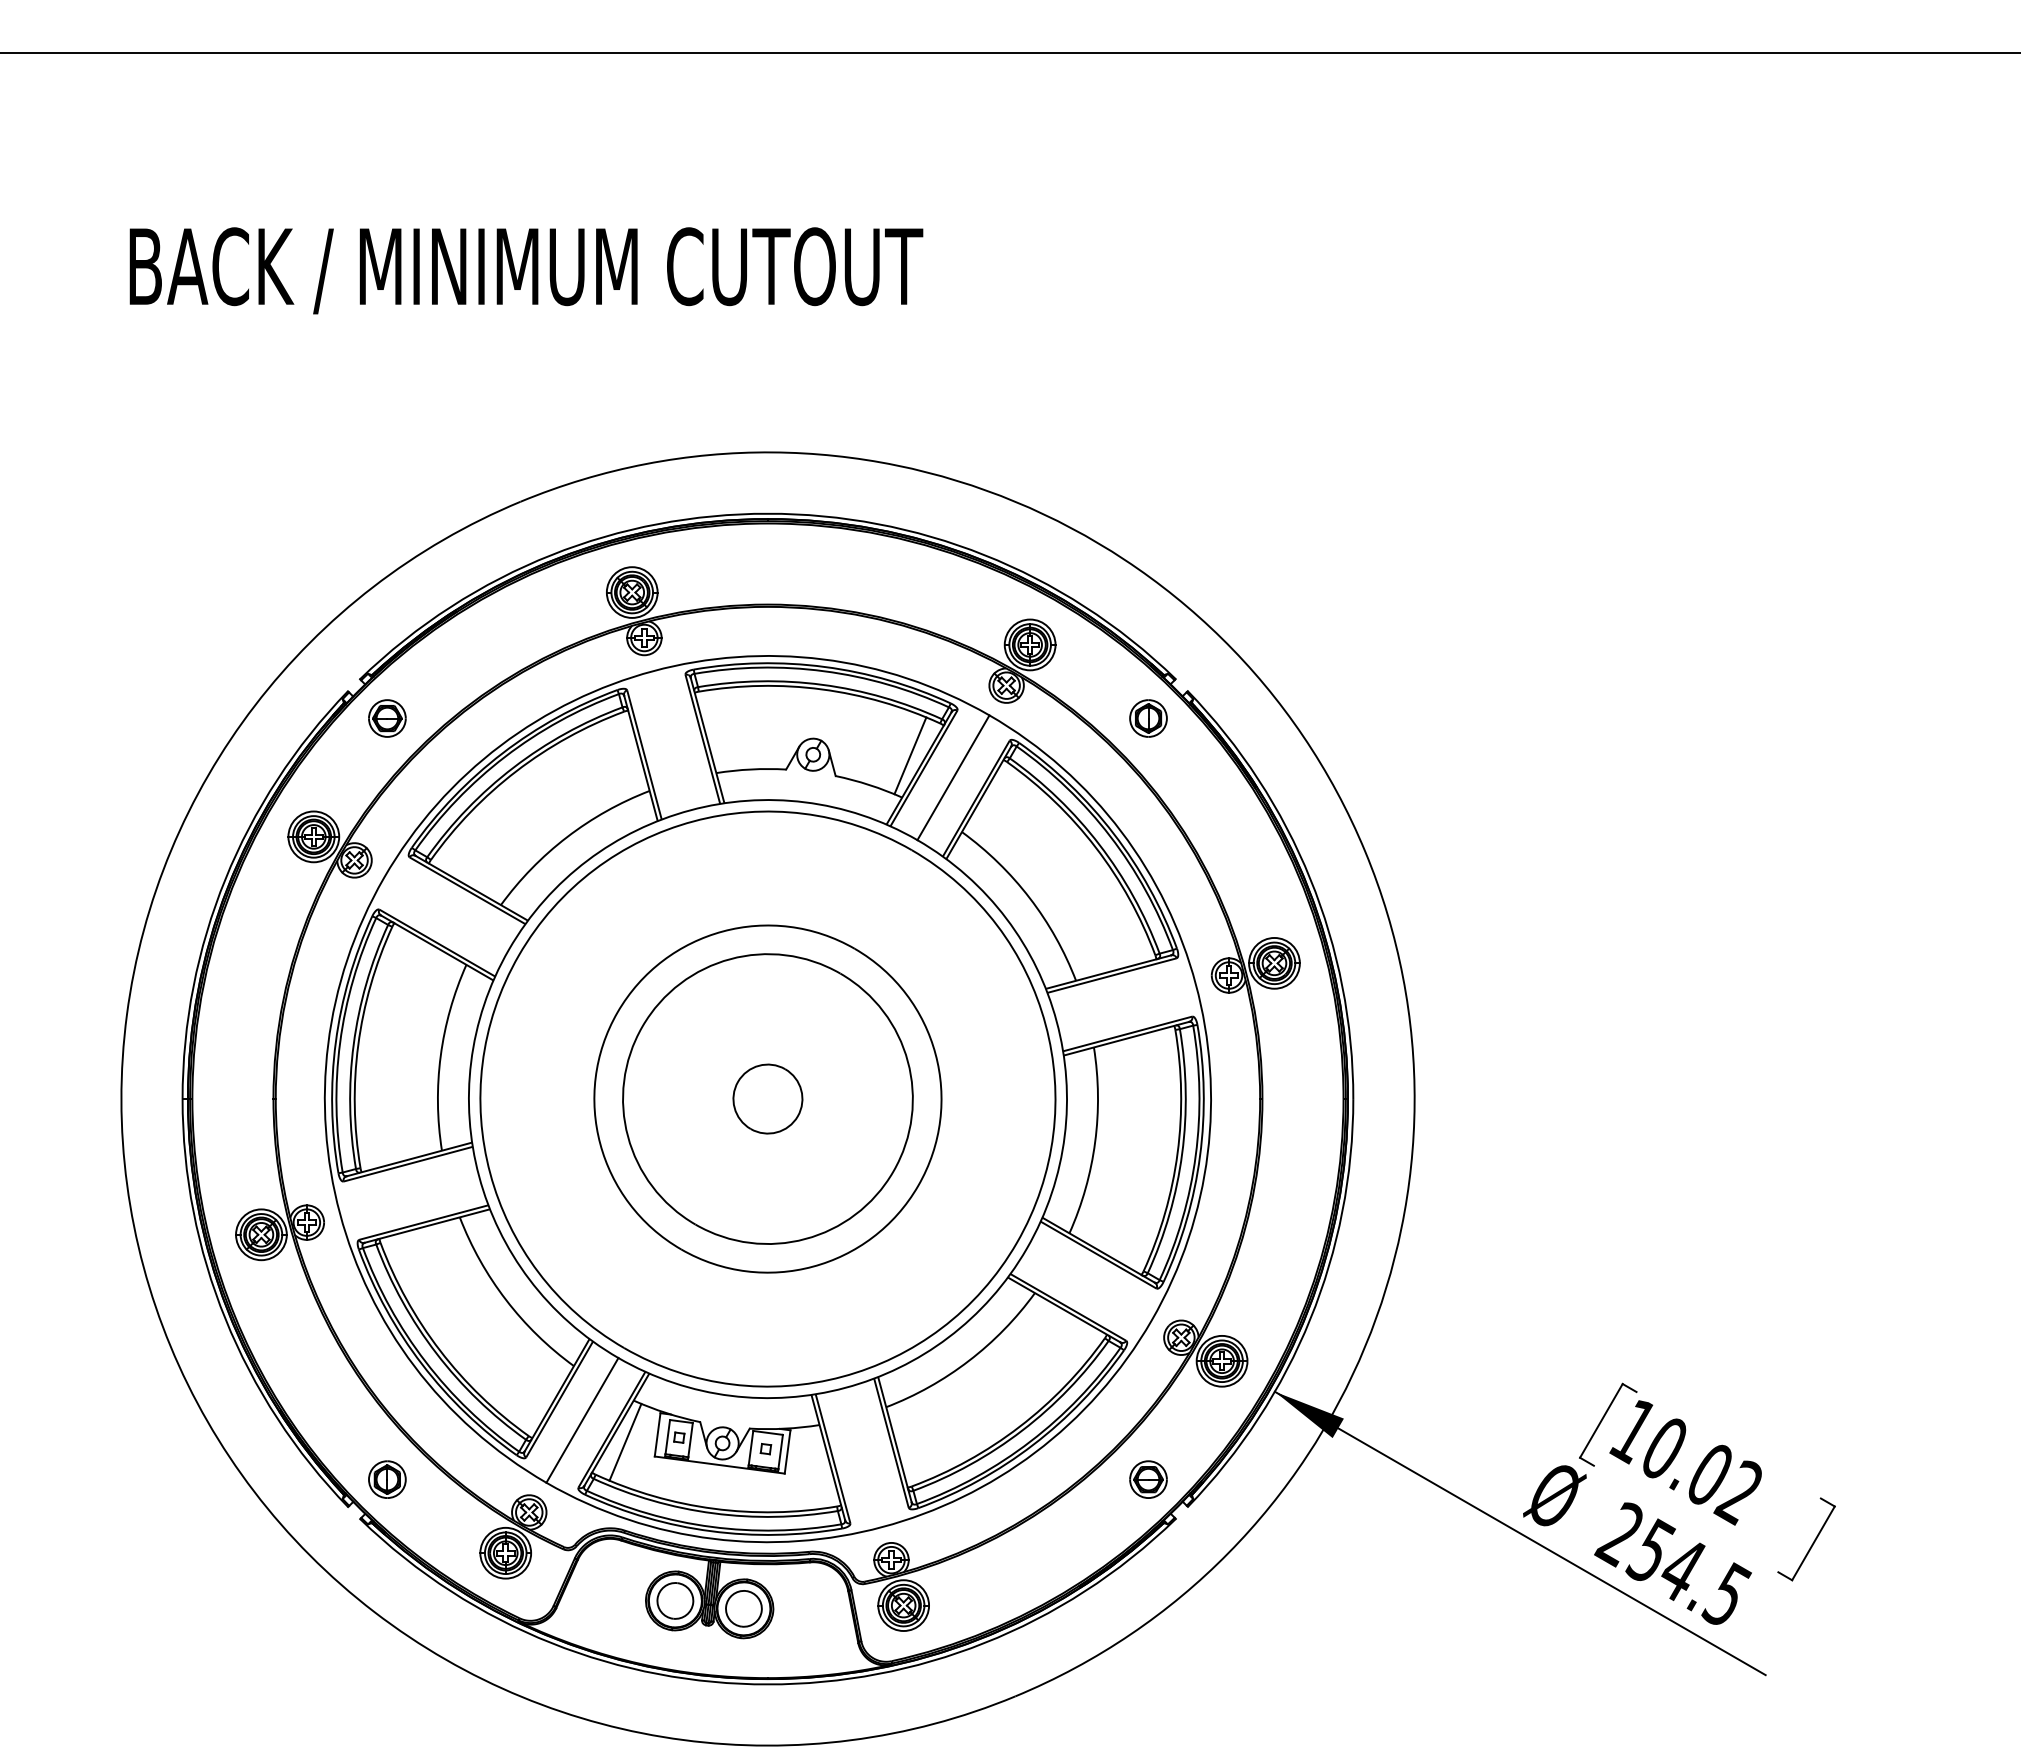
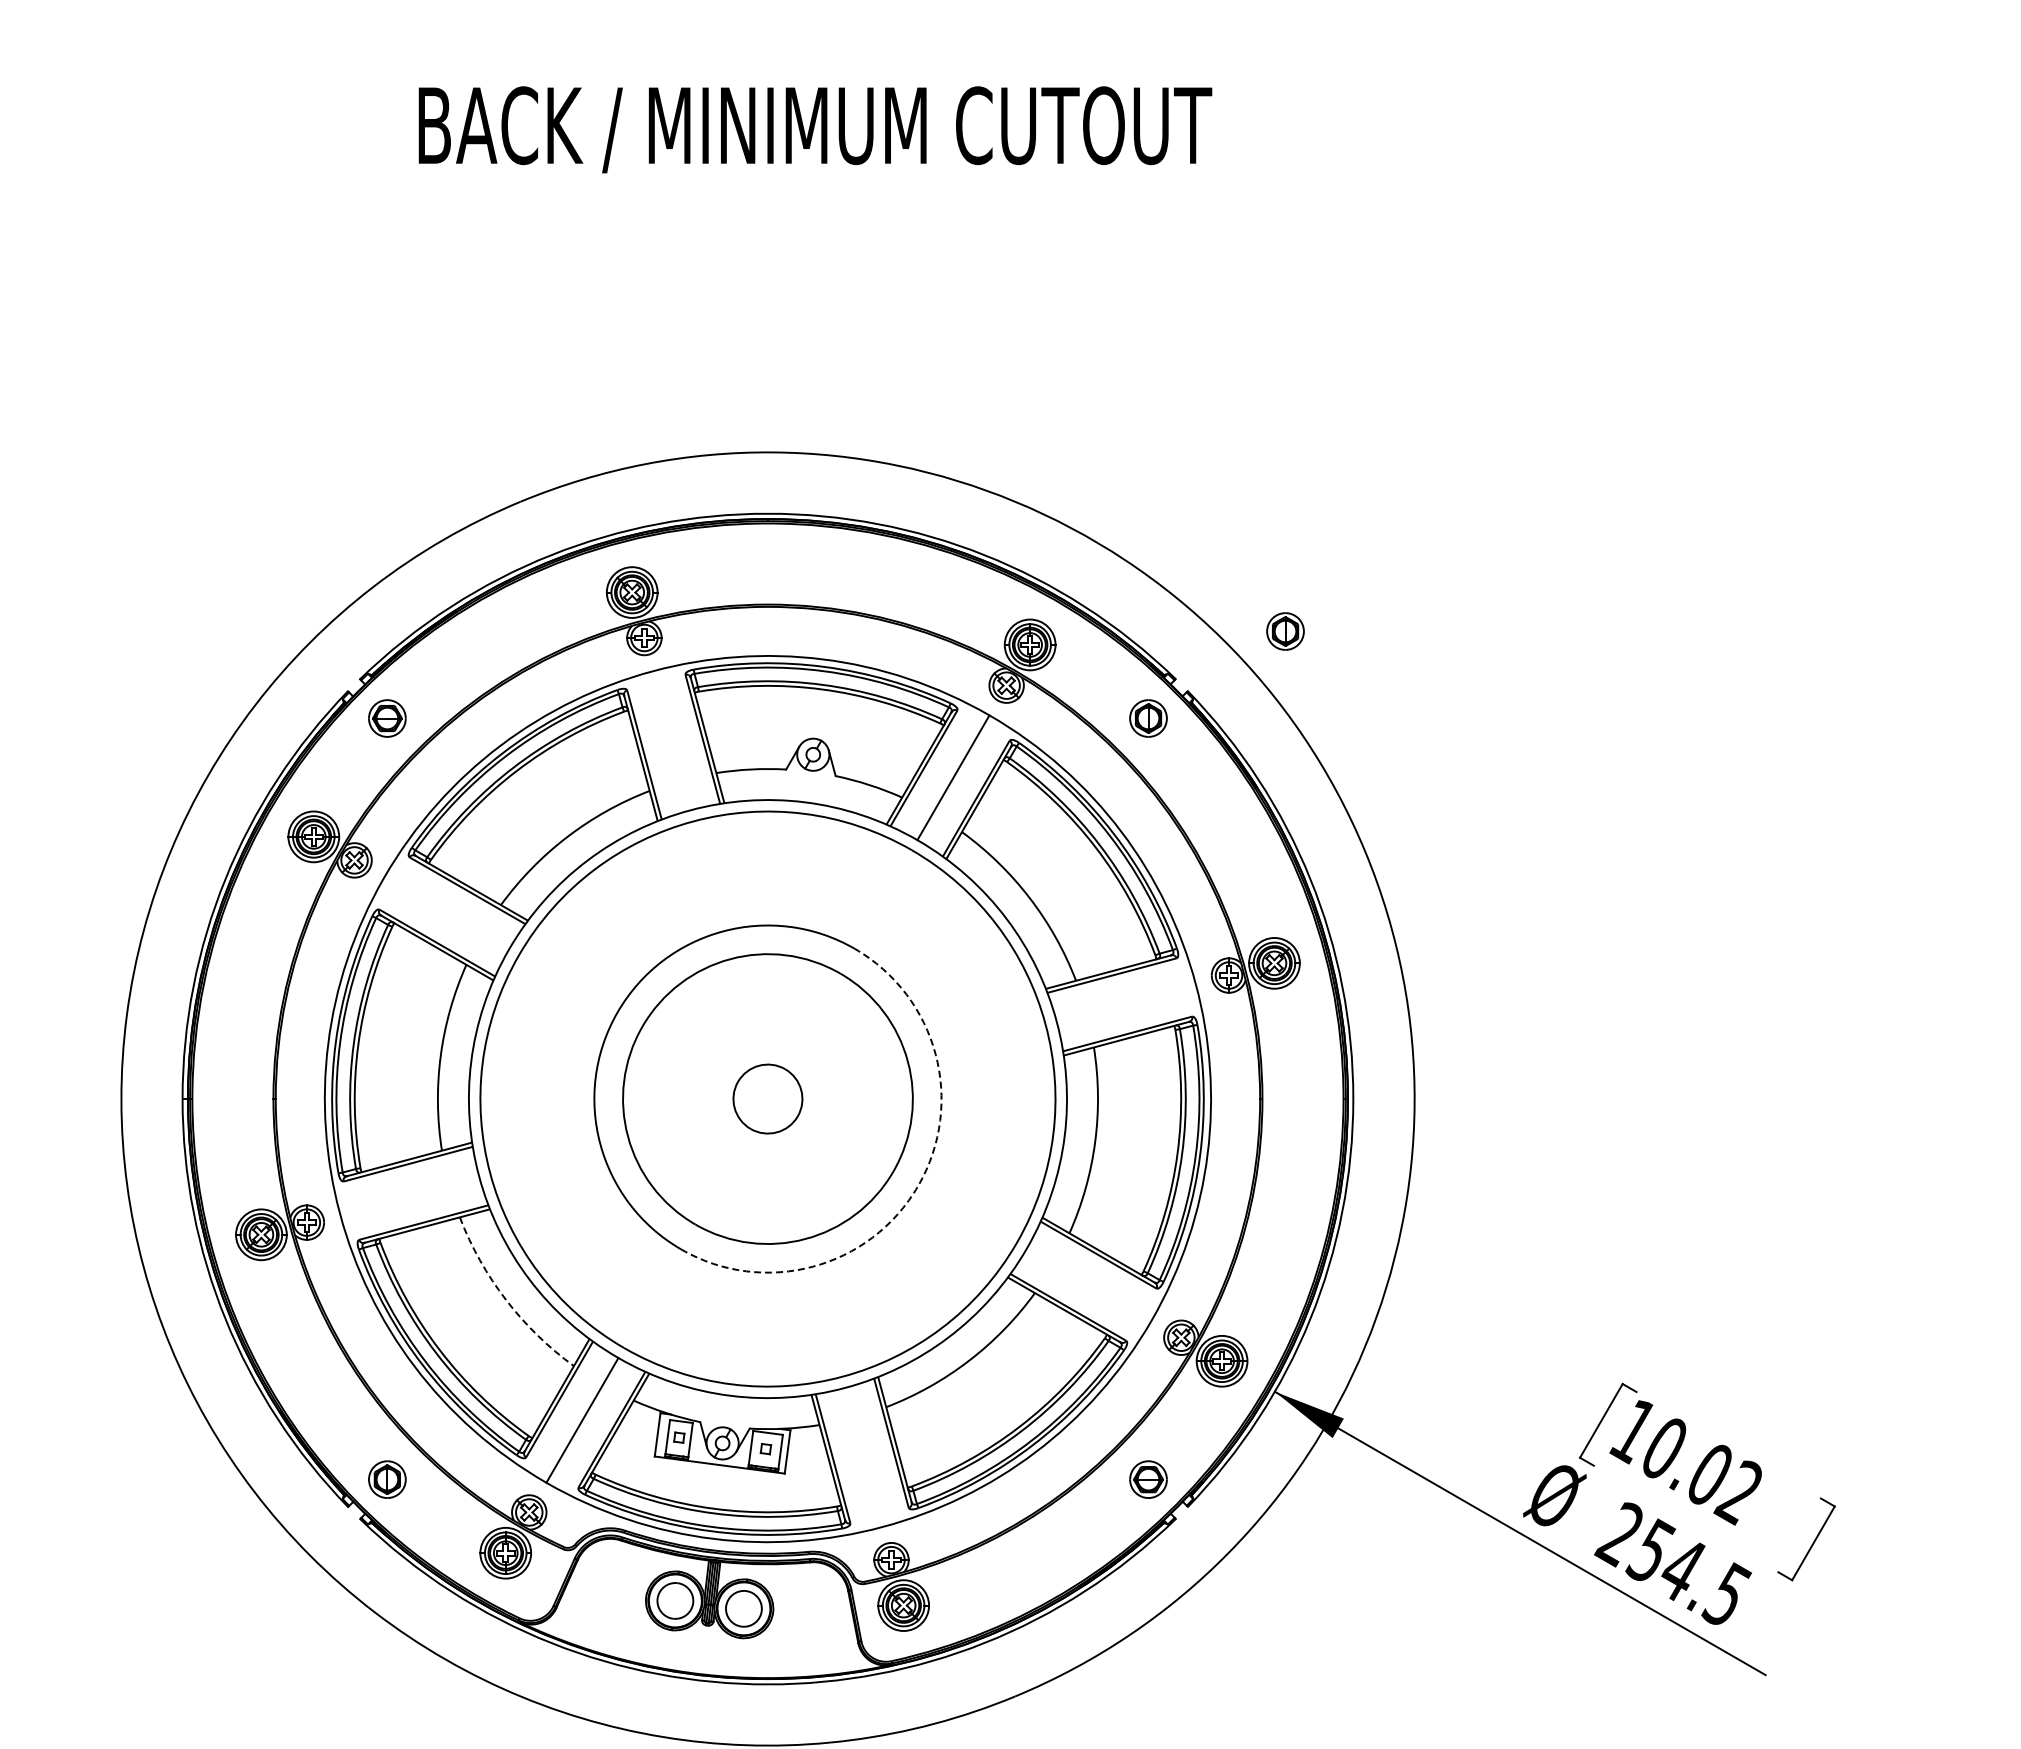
line: present -> none (1009, 52)
text position: (526, 270) -> (815, 129) (815, 129)
part: none -> present (1285, 631)
line: present -> none (910, 755)
arc: solid -> dashed (918, 1185)
arc: solid -> dashed (506, 1300)
line: present -> none (625, 1441)
